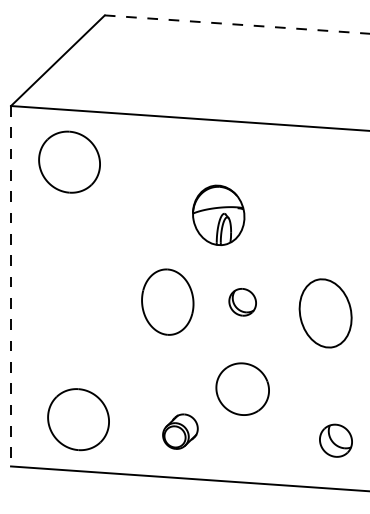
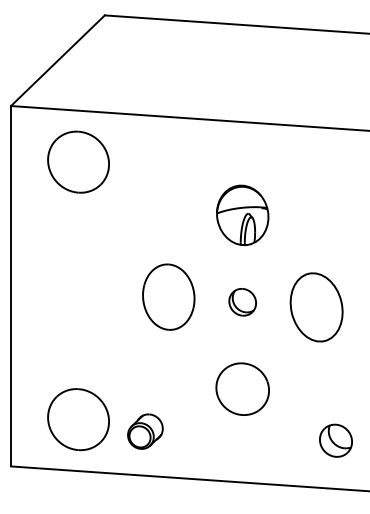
line: dashed -> solid (237, 24)
part position: (69, 161) -> (78, 161) (78, 161)
part position: (218, 214) -> (242, 214) (242, 214)
line: dashed -> solid (11, 286)
part position: (167, 301) -> (168, 296) (168, 296)
part position: (325, 313) -> (316, 307) (316, 307)
part position: (180, 431) -> (145, 431) (145, 431)
